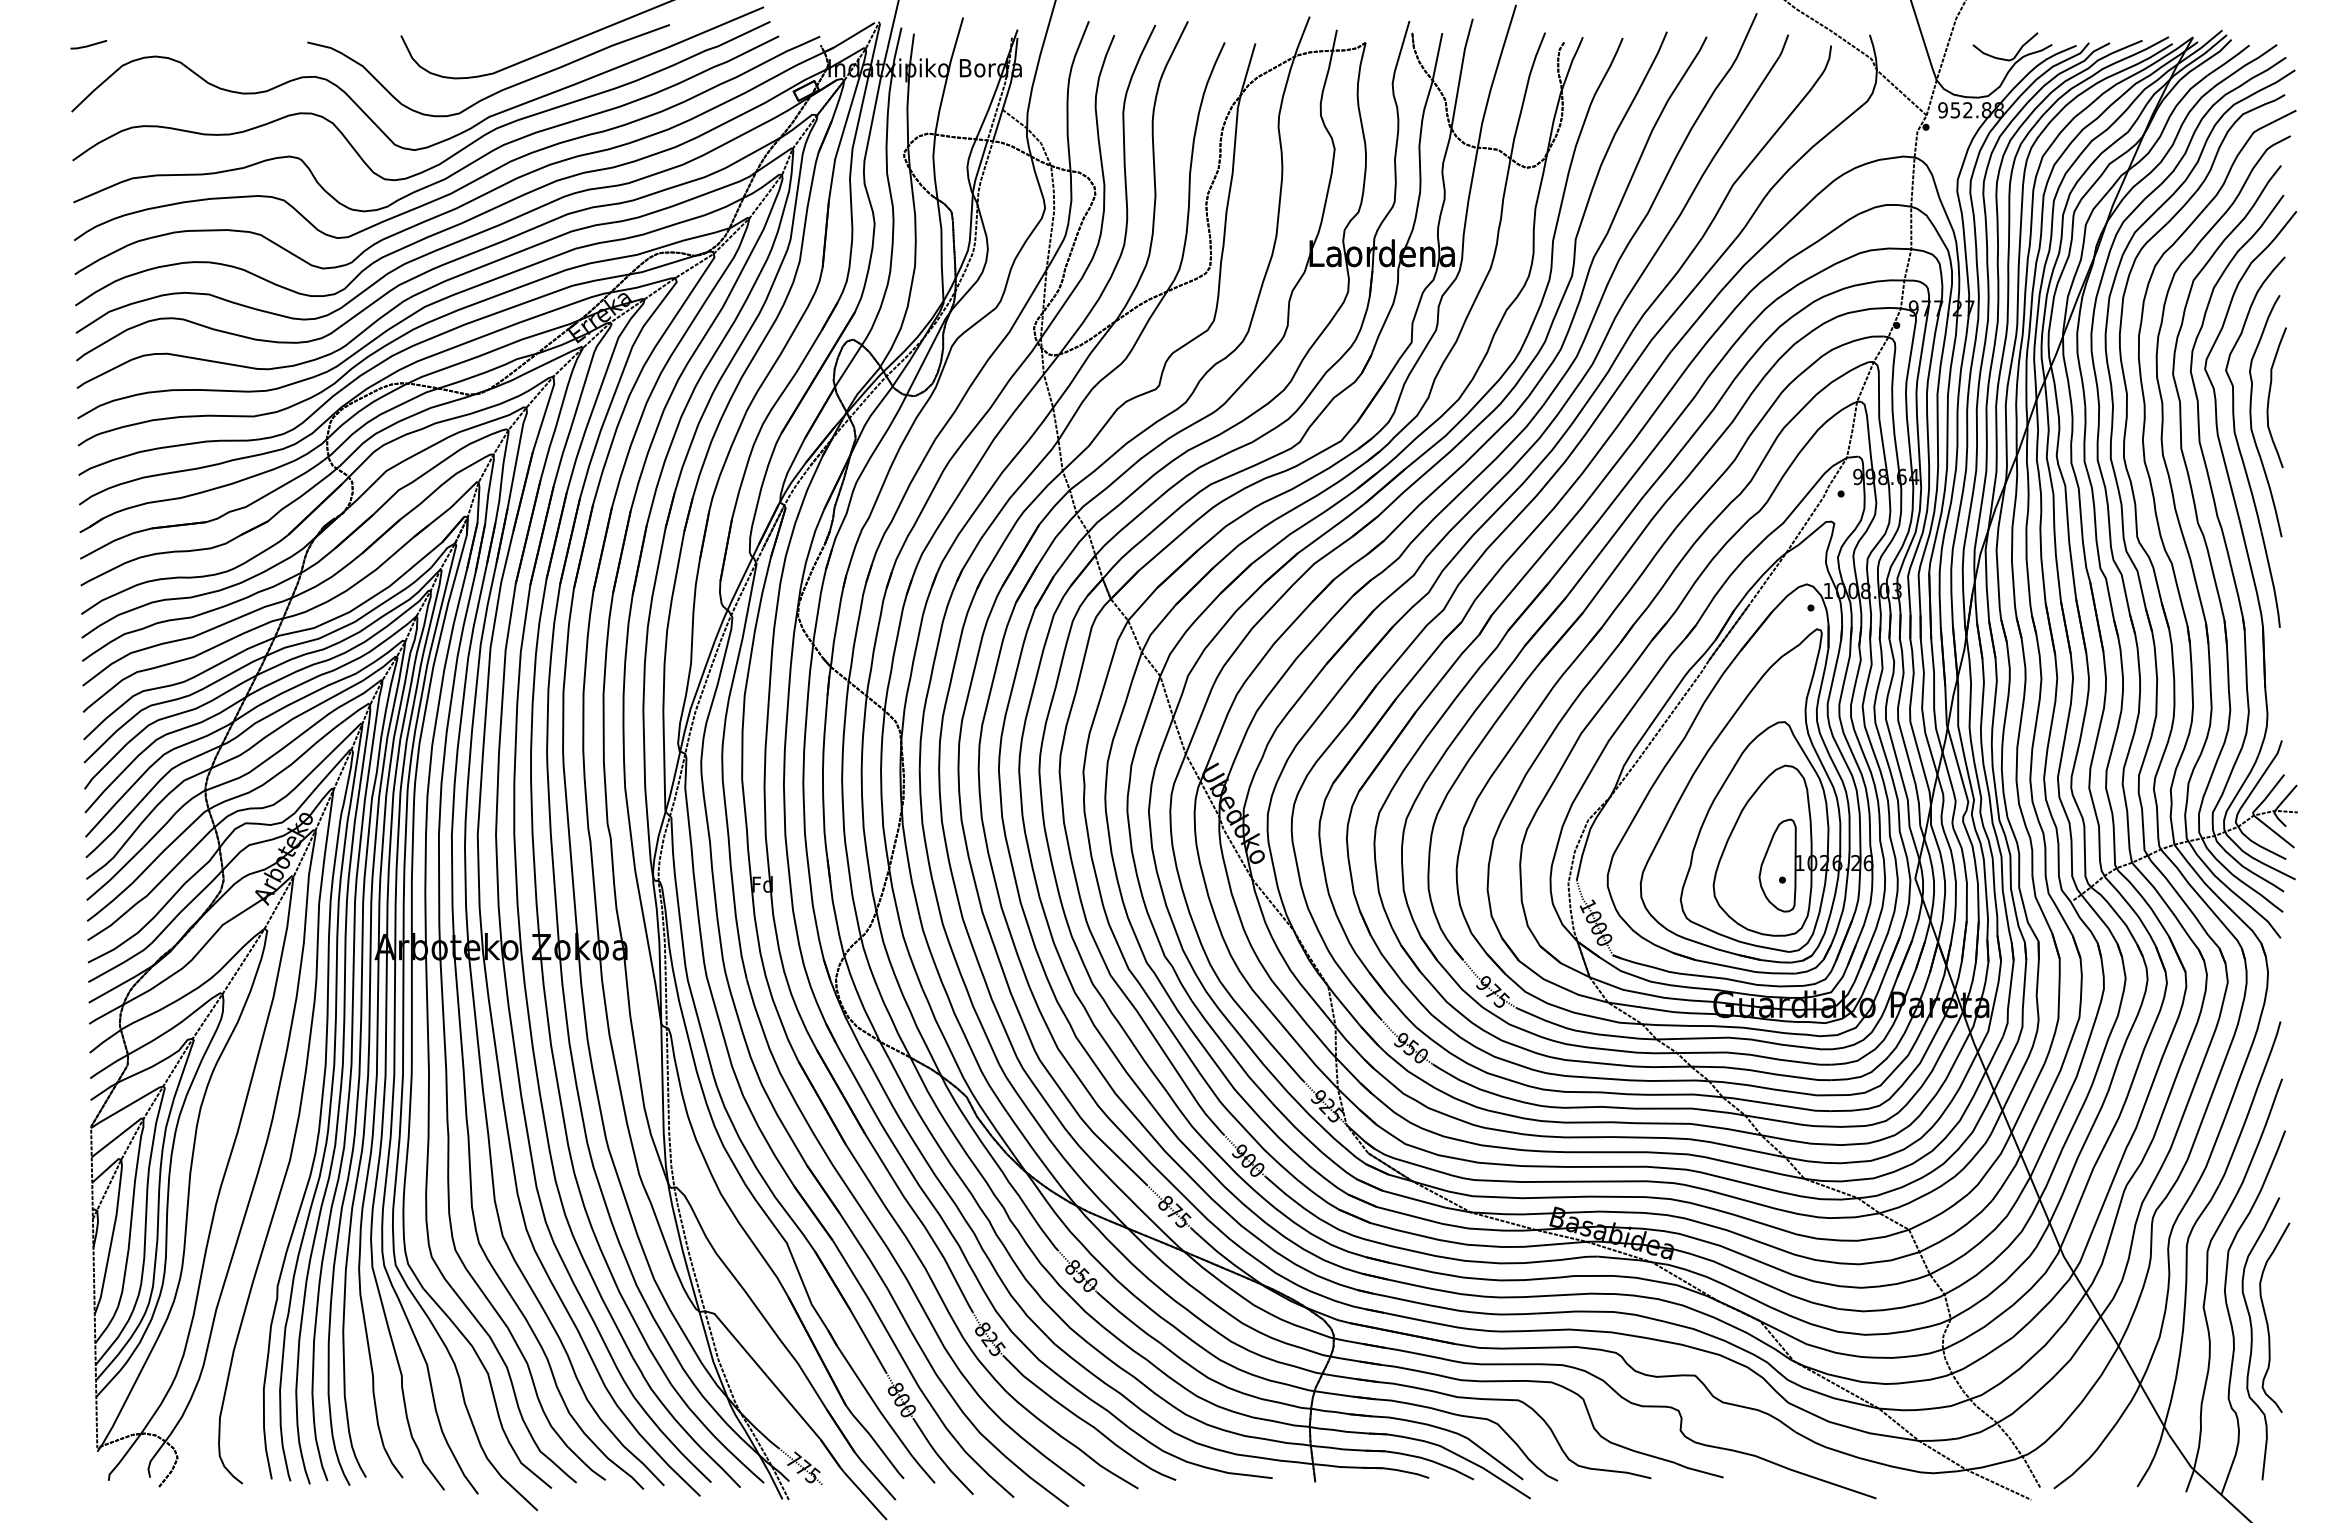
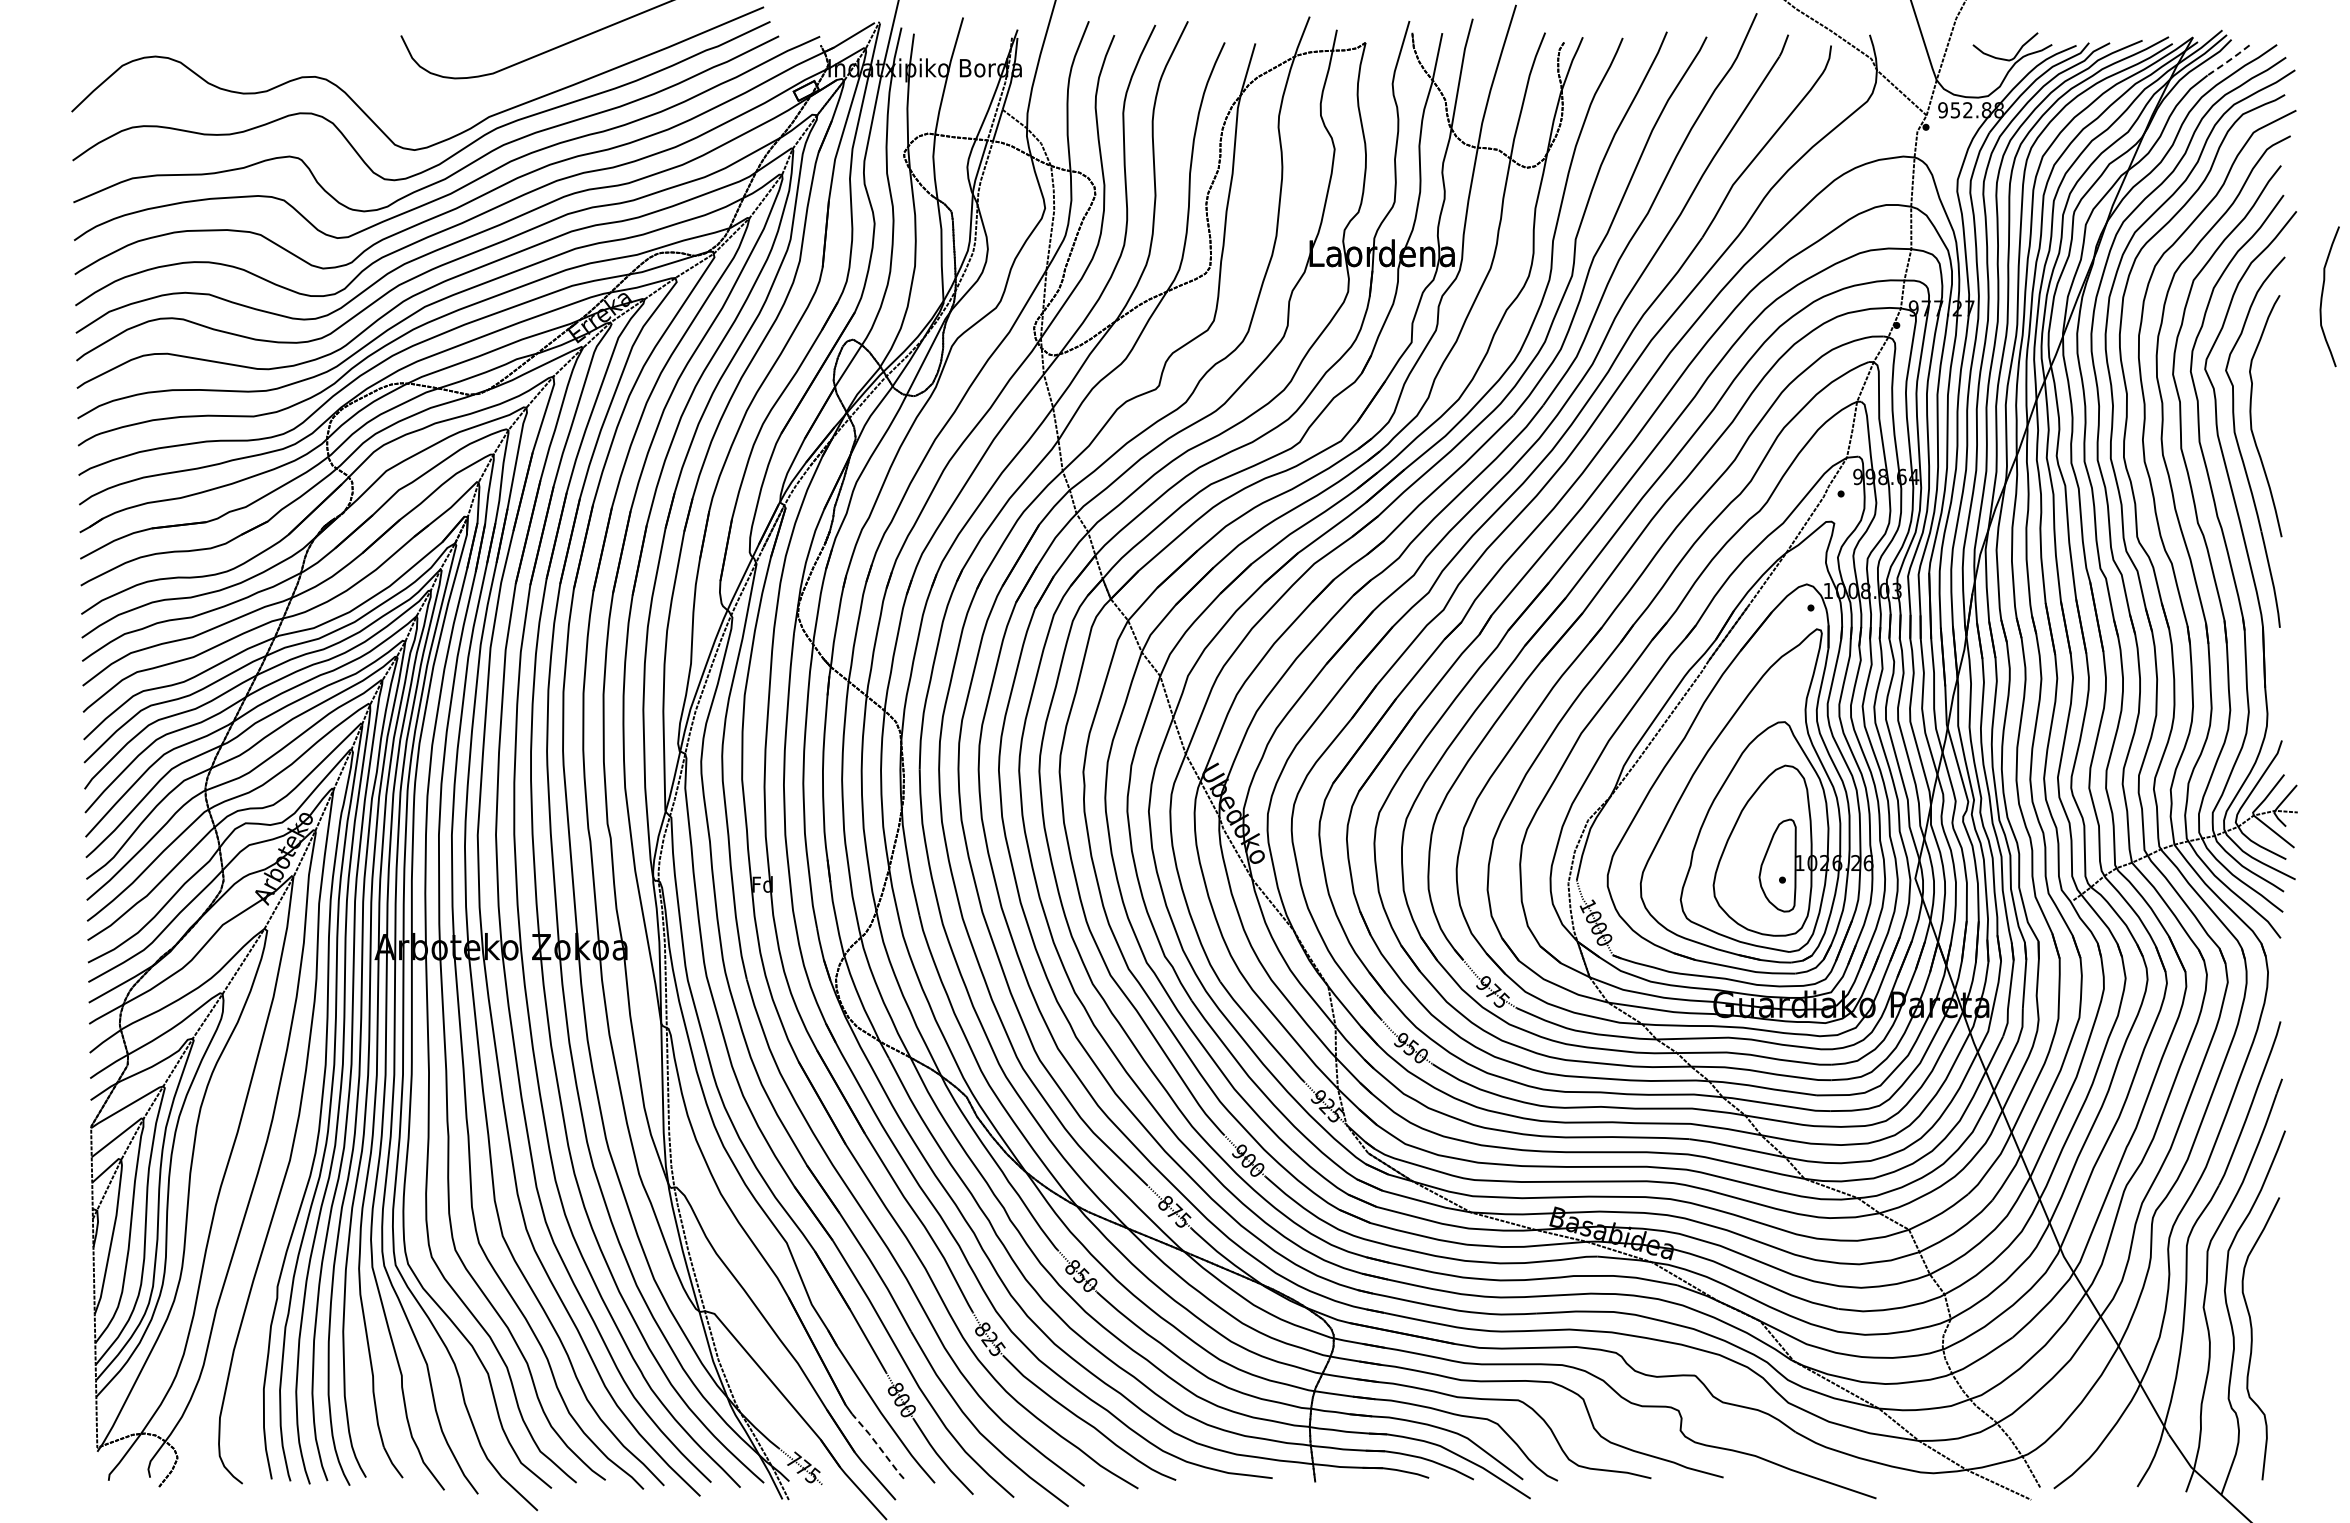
line: present -> none (89, 44)
line: solid -> dashed (2228, 61)
curve: present -> none (499, 90)
curve position: (2270, 394) -> (2323, 293) (2323, 293)
curve: present -> none (2267, 1319)
line: solid -> dashed (878, 1446)
